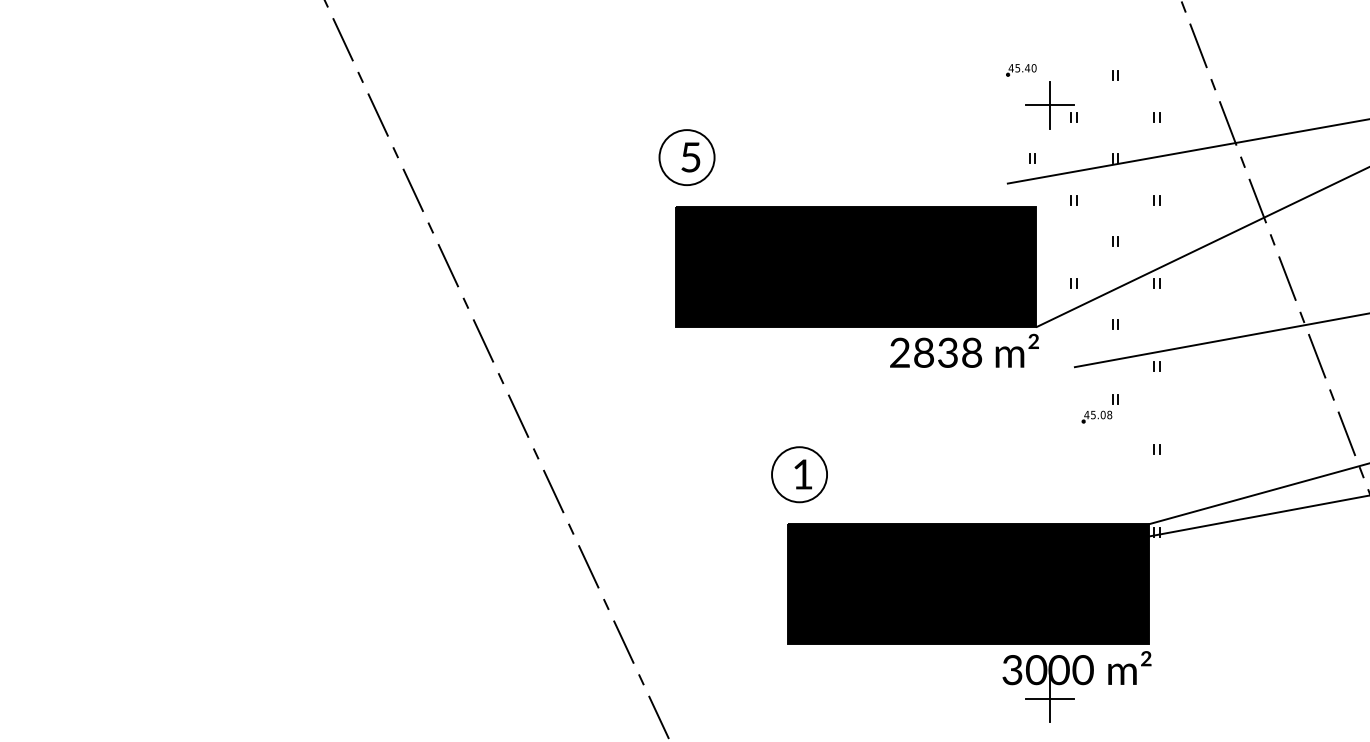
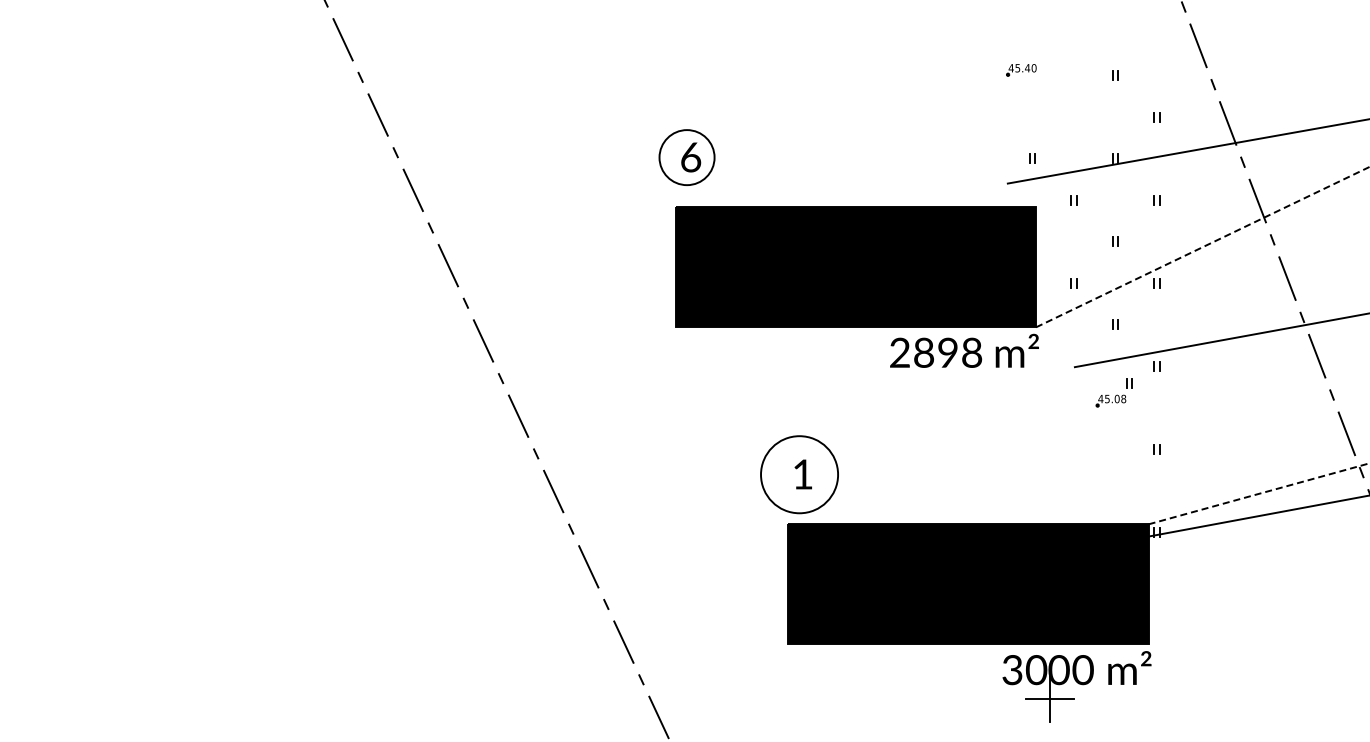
part: present -> none (1051, 105)
text: 5 -> 6 (691, 157)
line: solid -> dashed (1203, 246)
text: 2838 -> 2898 (947, 352)
part position: (1099, 408) -> (1113, 392) (1113, 392)
circle diameter: 55 px -> 77 px (799, 474)
line: solid -> dashed (1259, 493)
